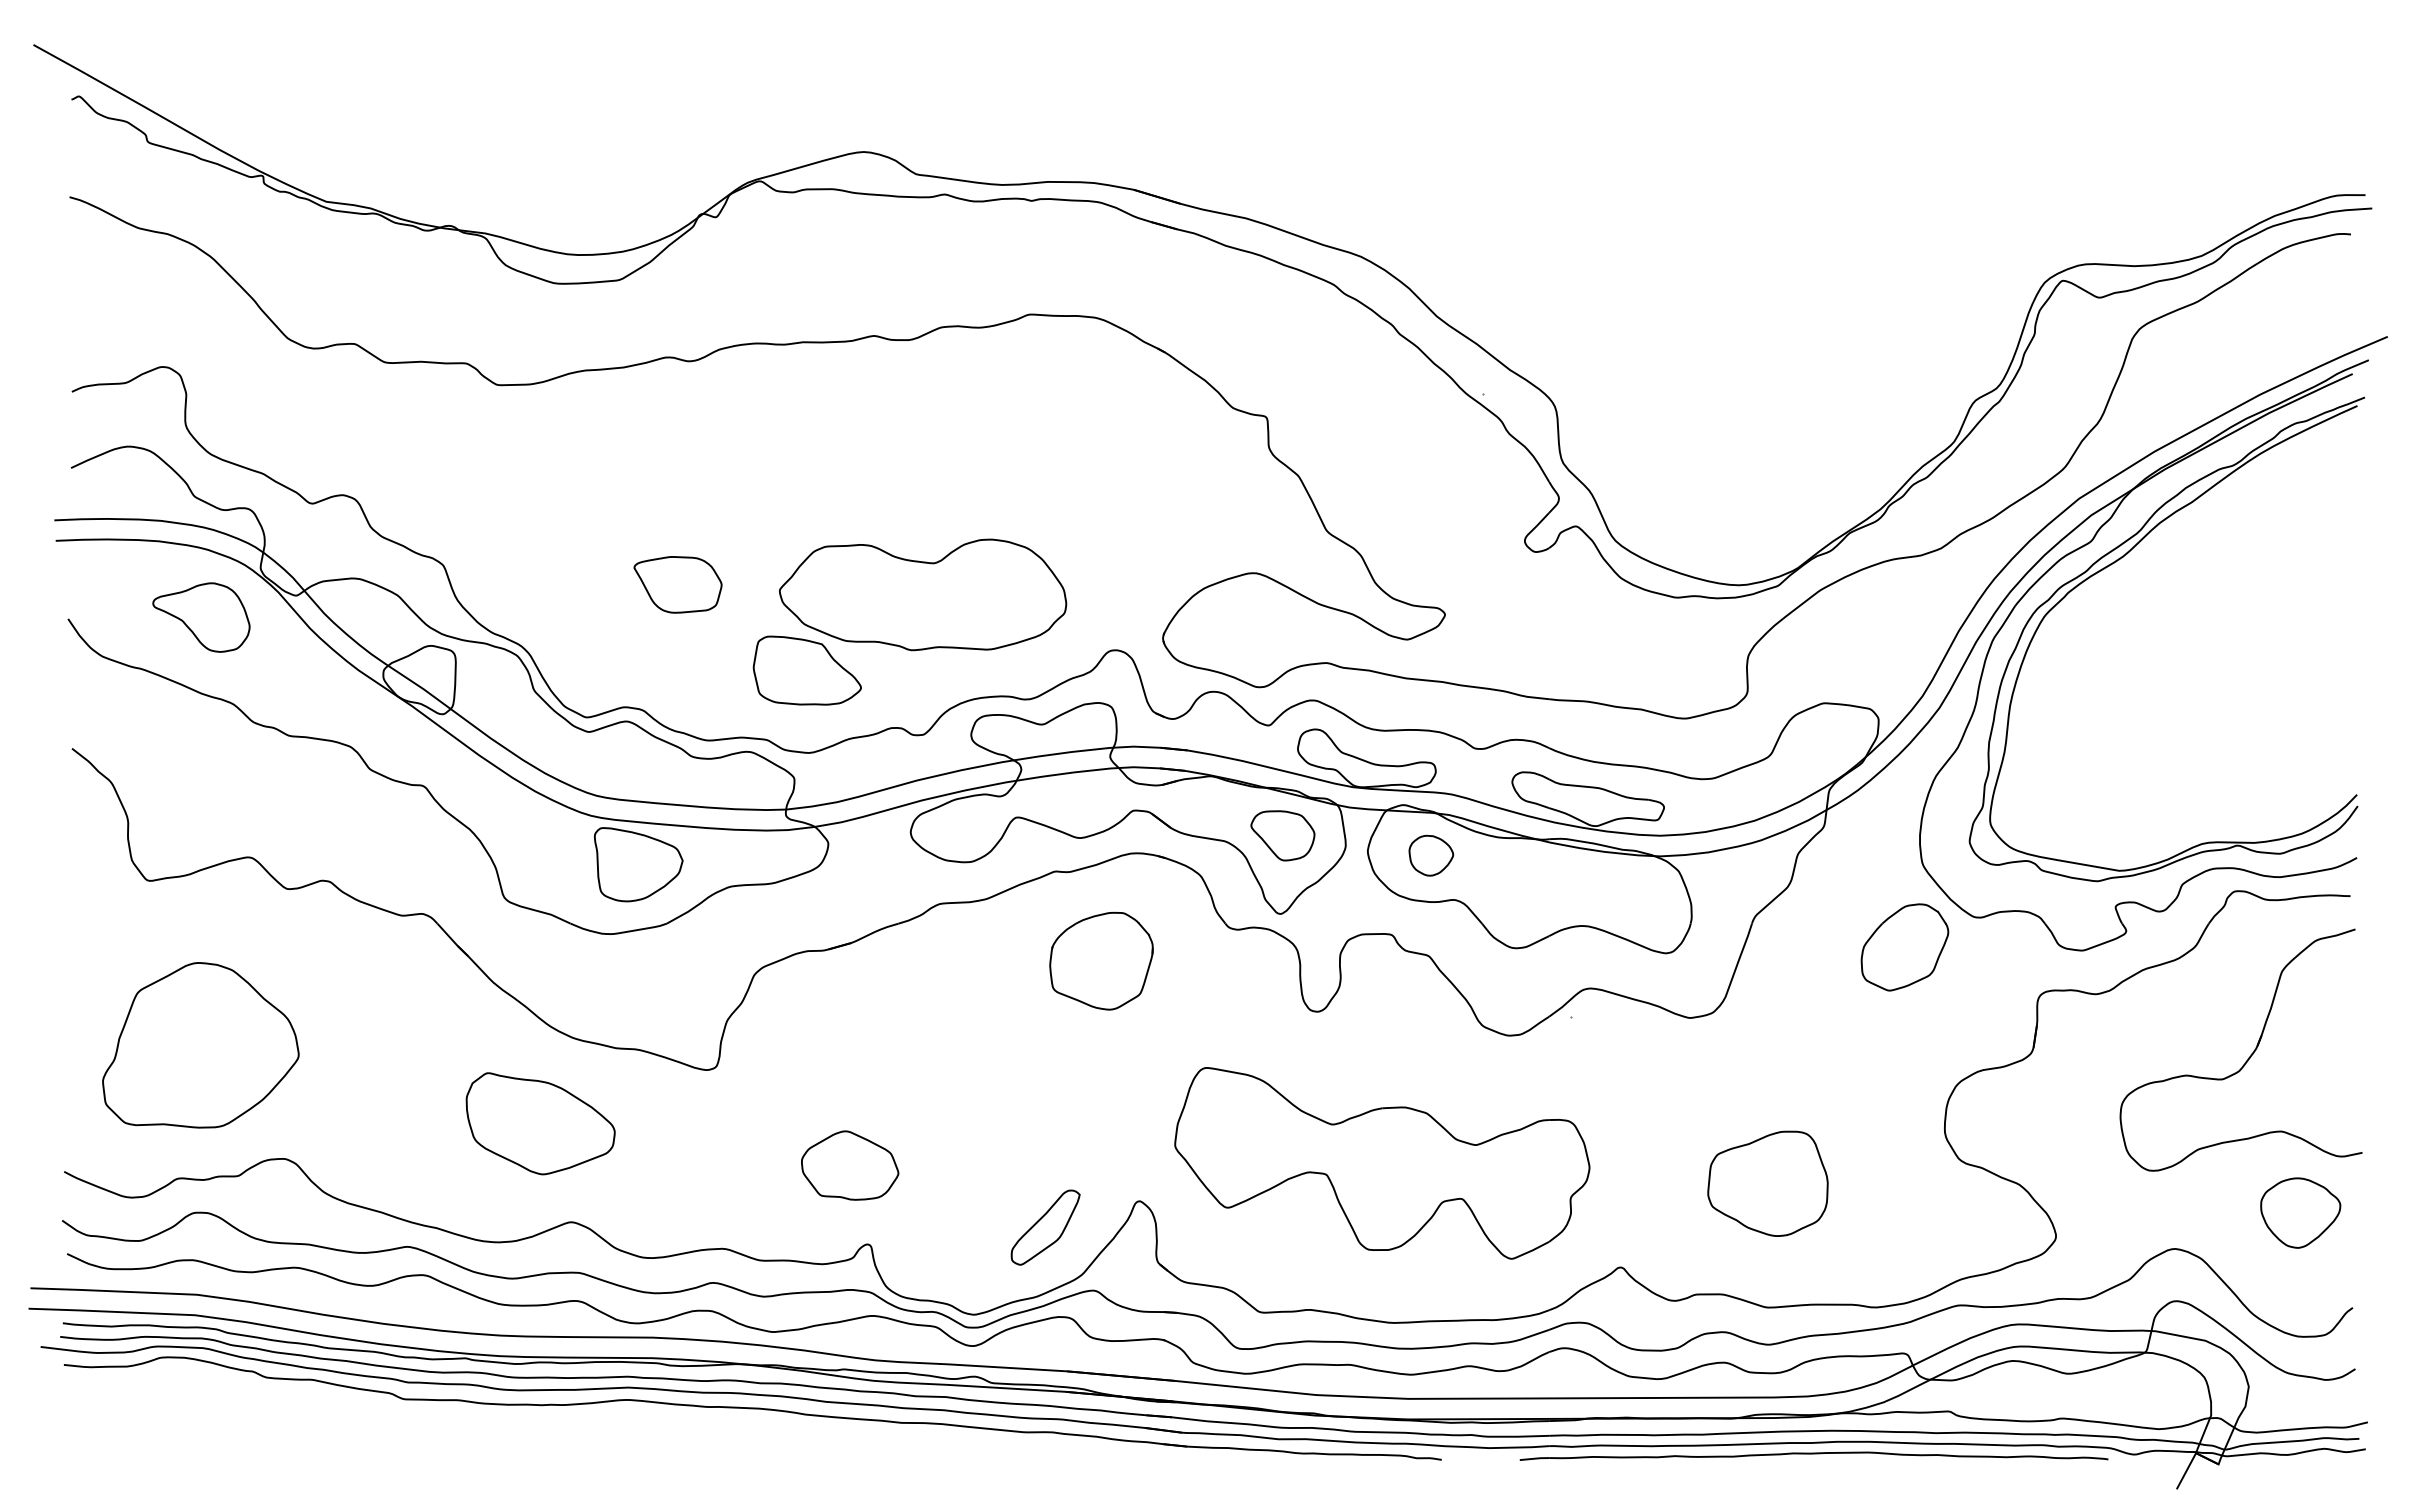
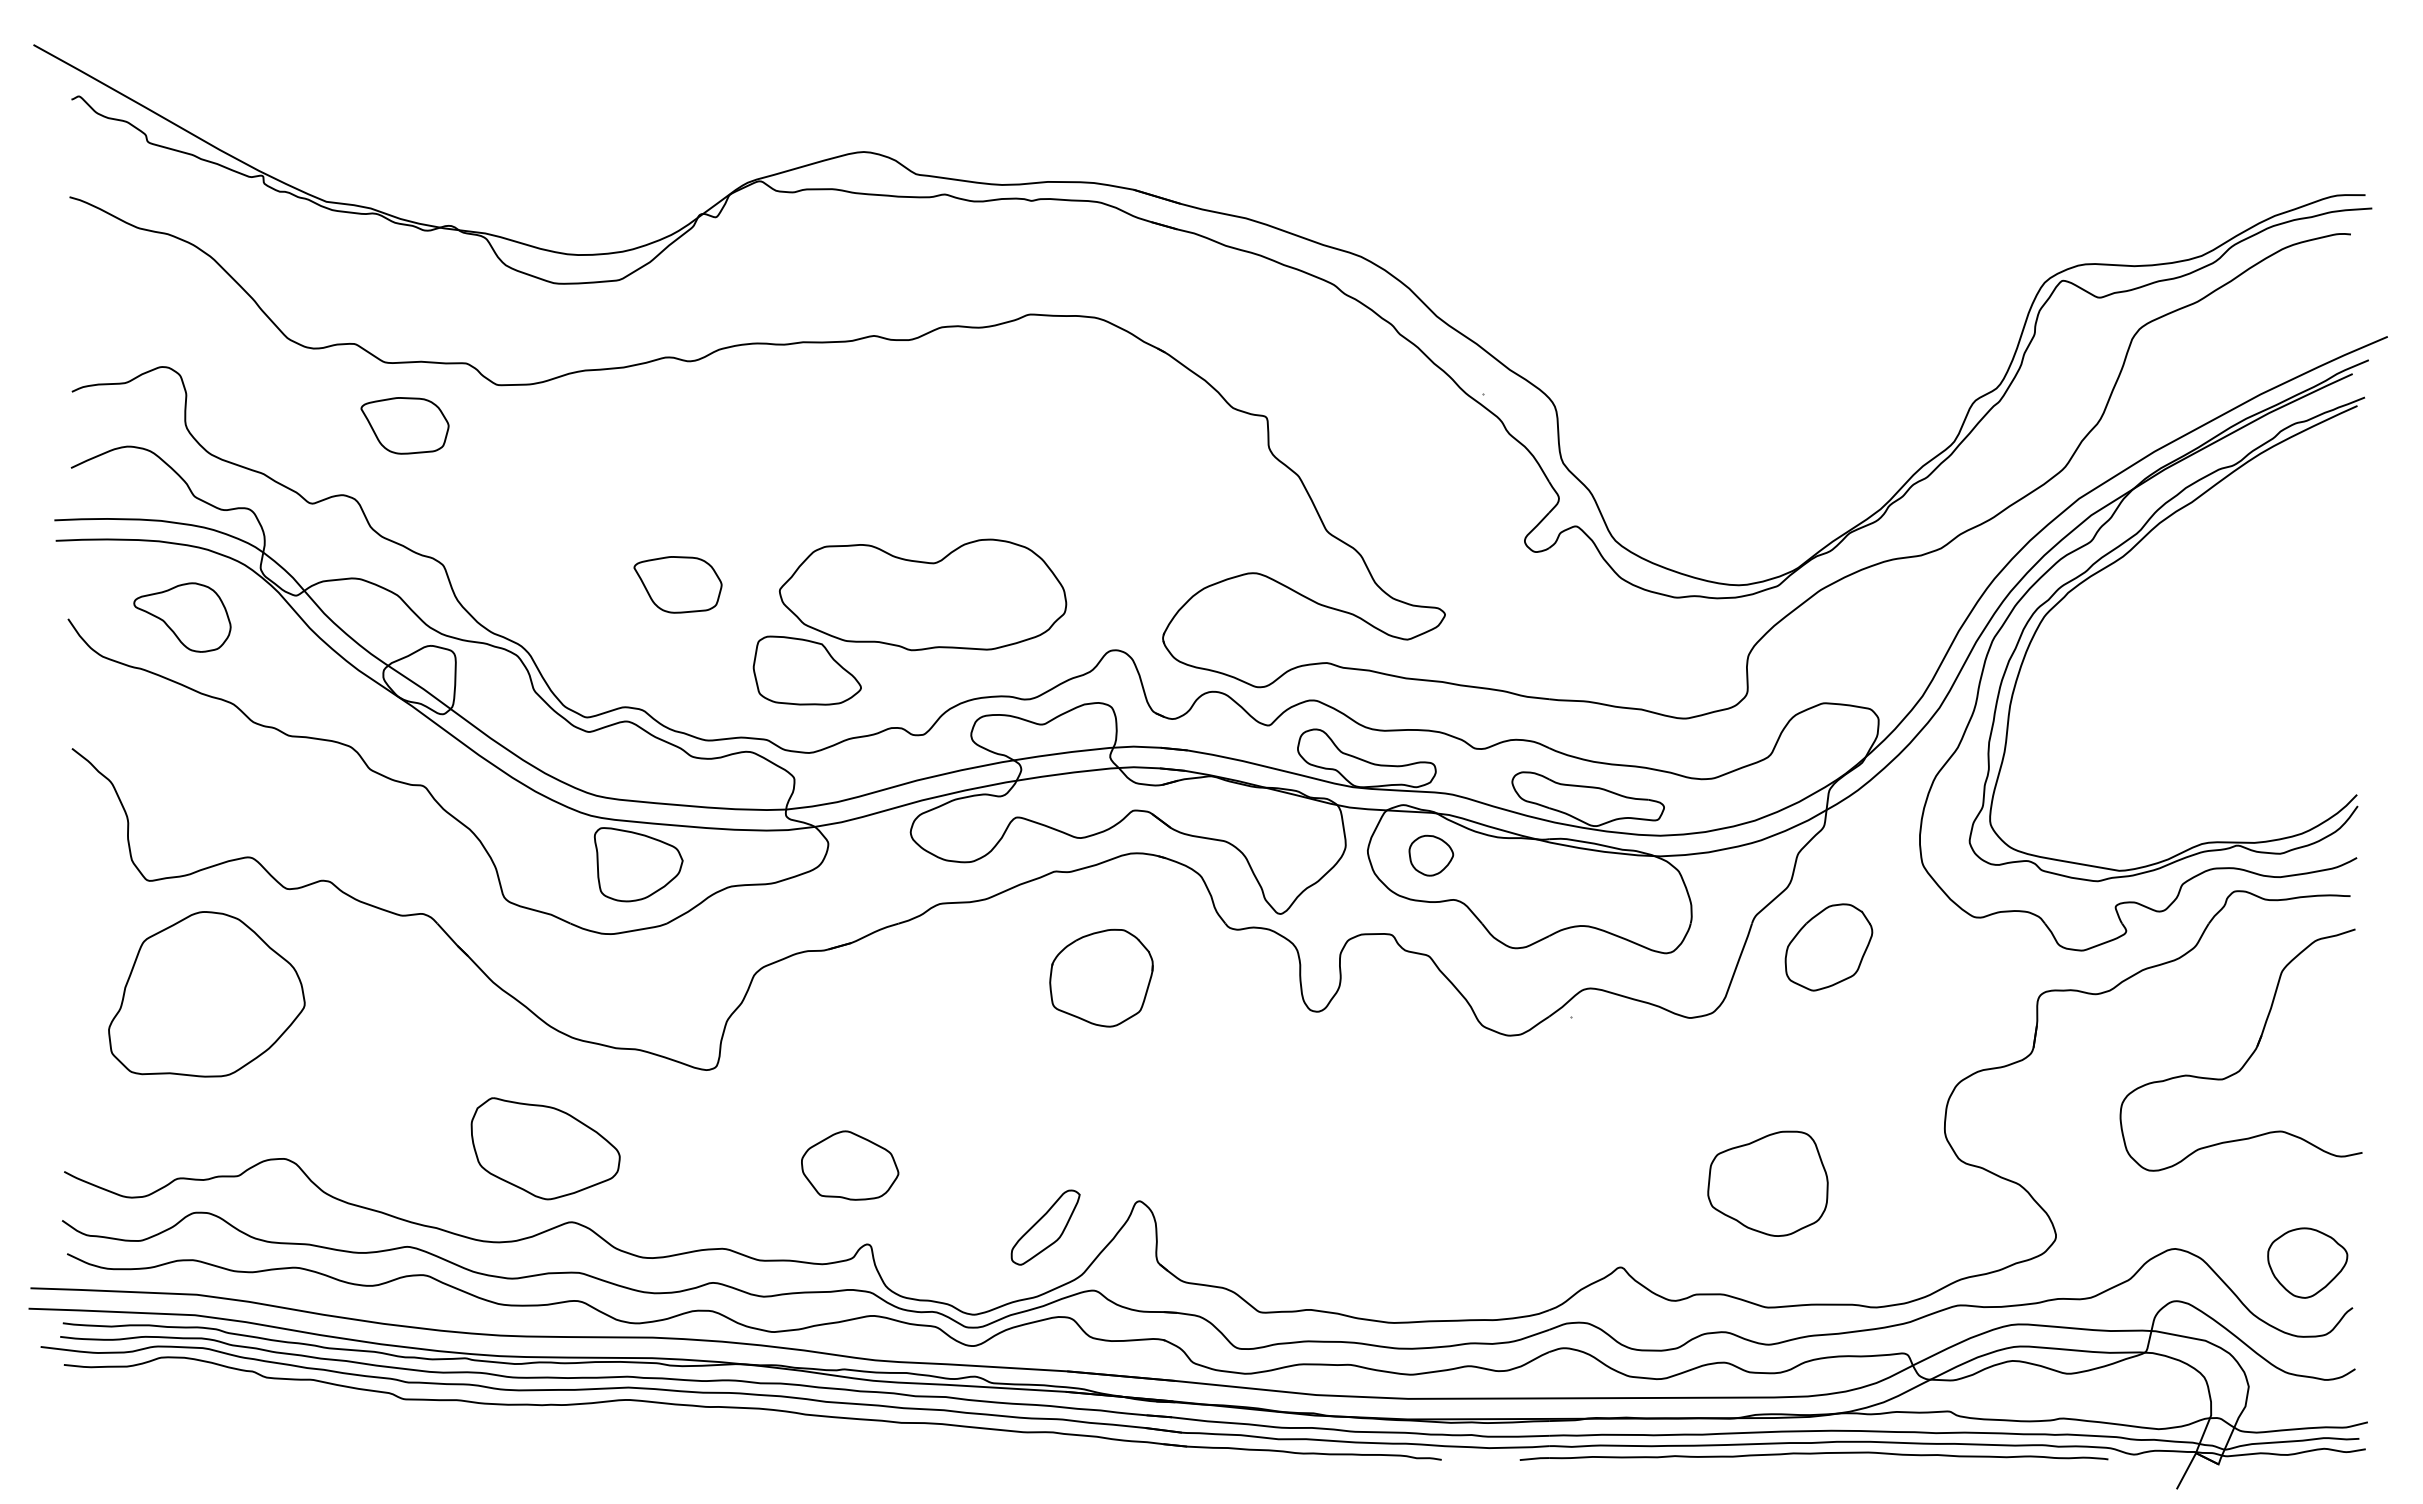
part: none -> present (404, 425)
part position: (201, 617) -> (182, 617) (182, 617)
part: present -> none (1282, 835)
part position: (1904, 947) -> (1828, 947) (1828, 947)
part position: (1101, 960) -> (1101, 977) (1101, 977)
part position: (200, 1045) -> (206, 994) (206, 994)
part position: (540, 1123) -> (545, 1148) (545, 1148)
part: present -> none (1382, 1163)
part position: (2300, 1212) -> (2307, 1262) (2307, 1262)
